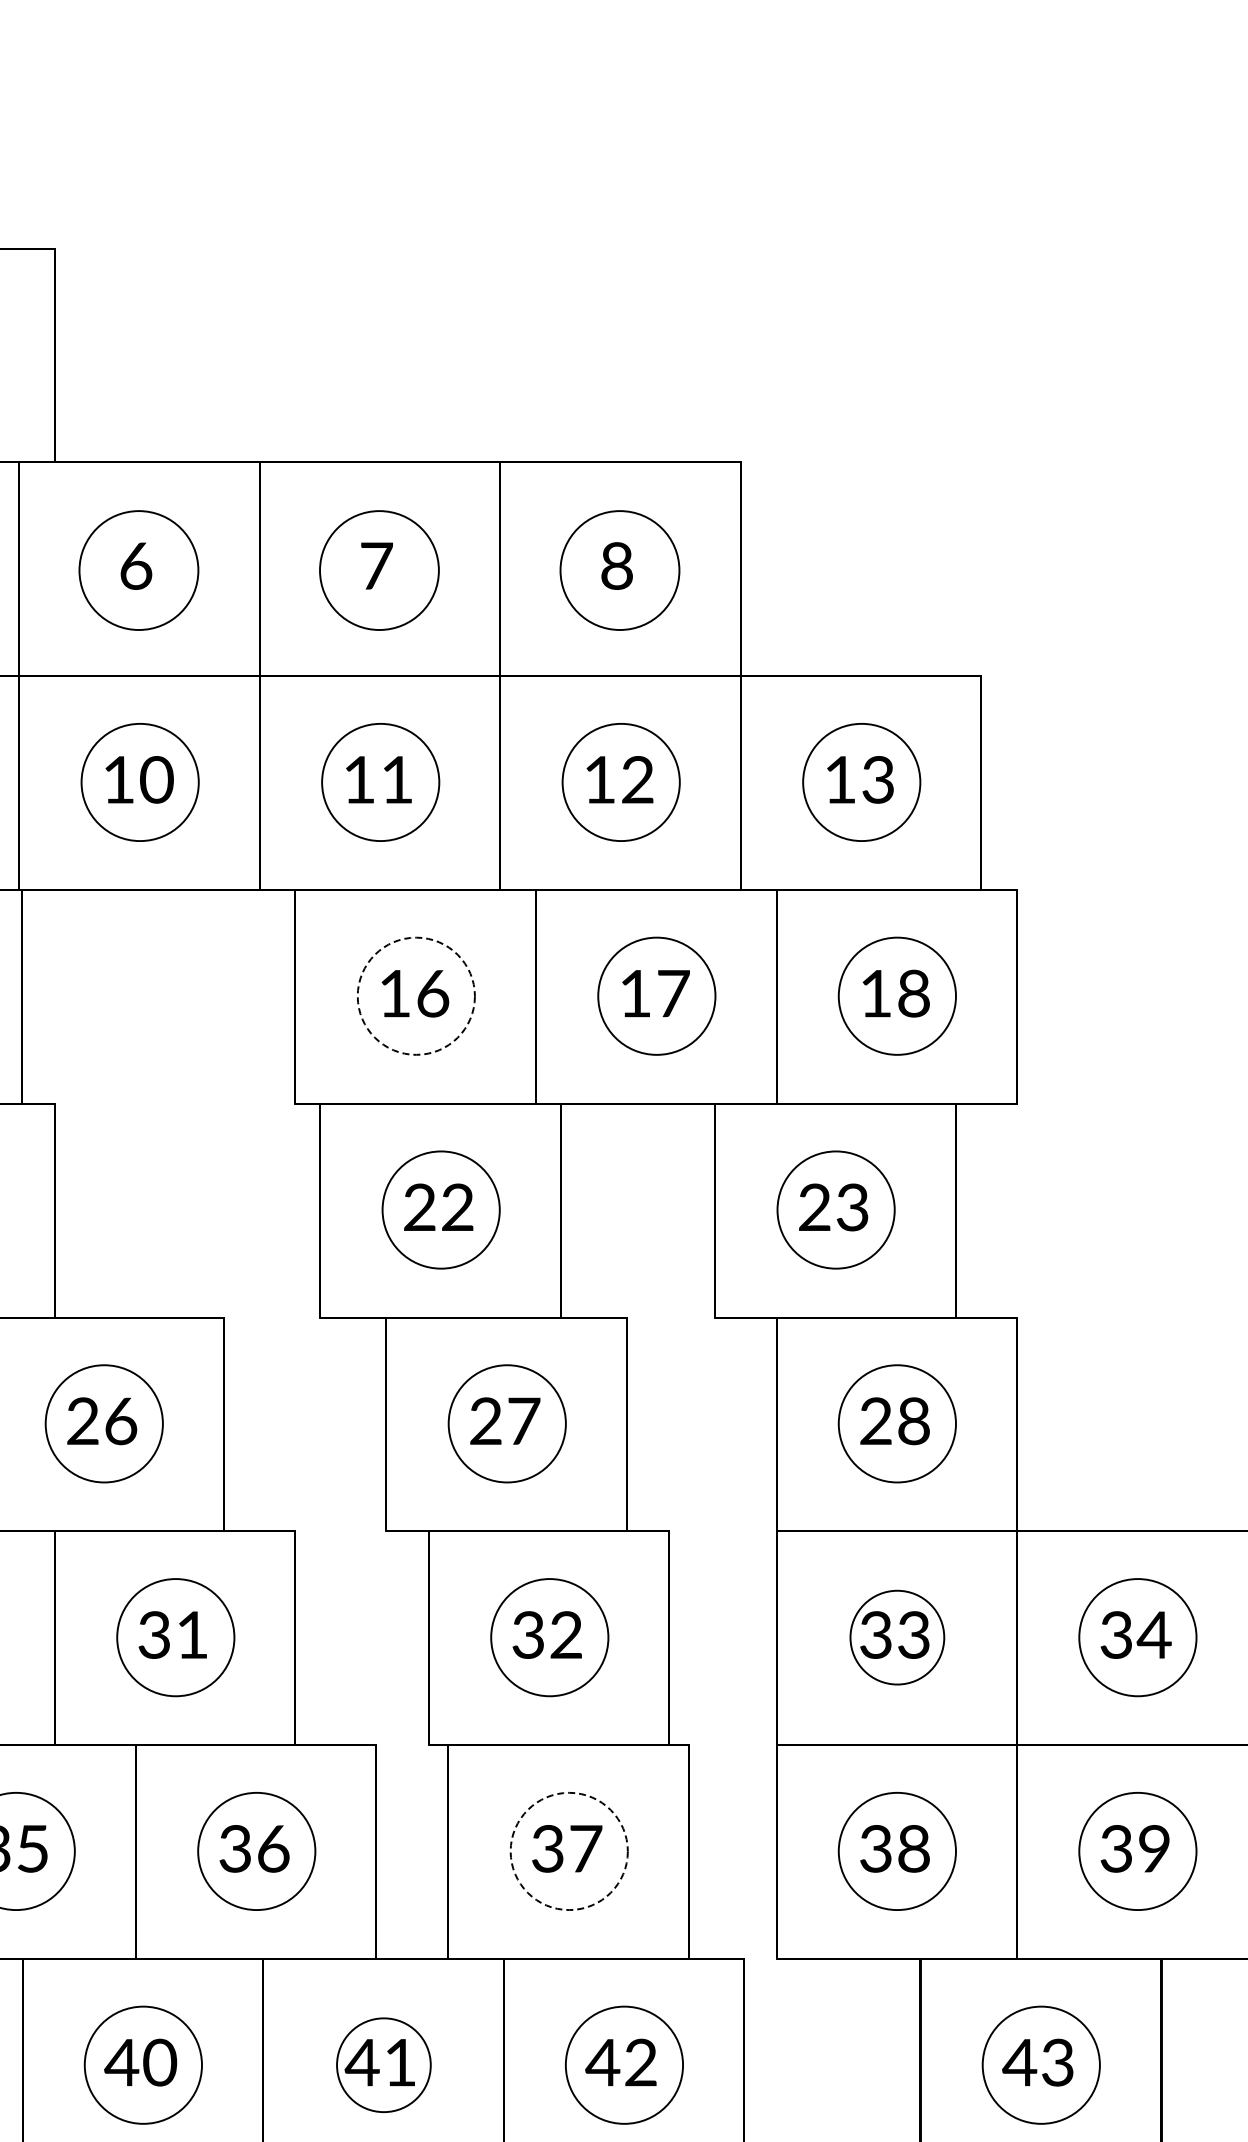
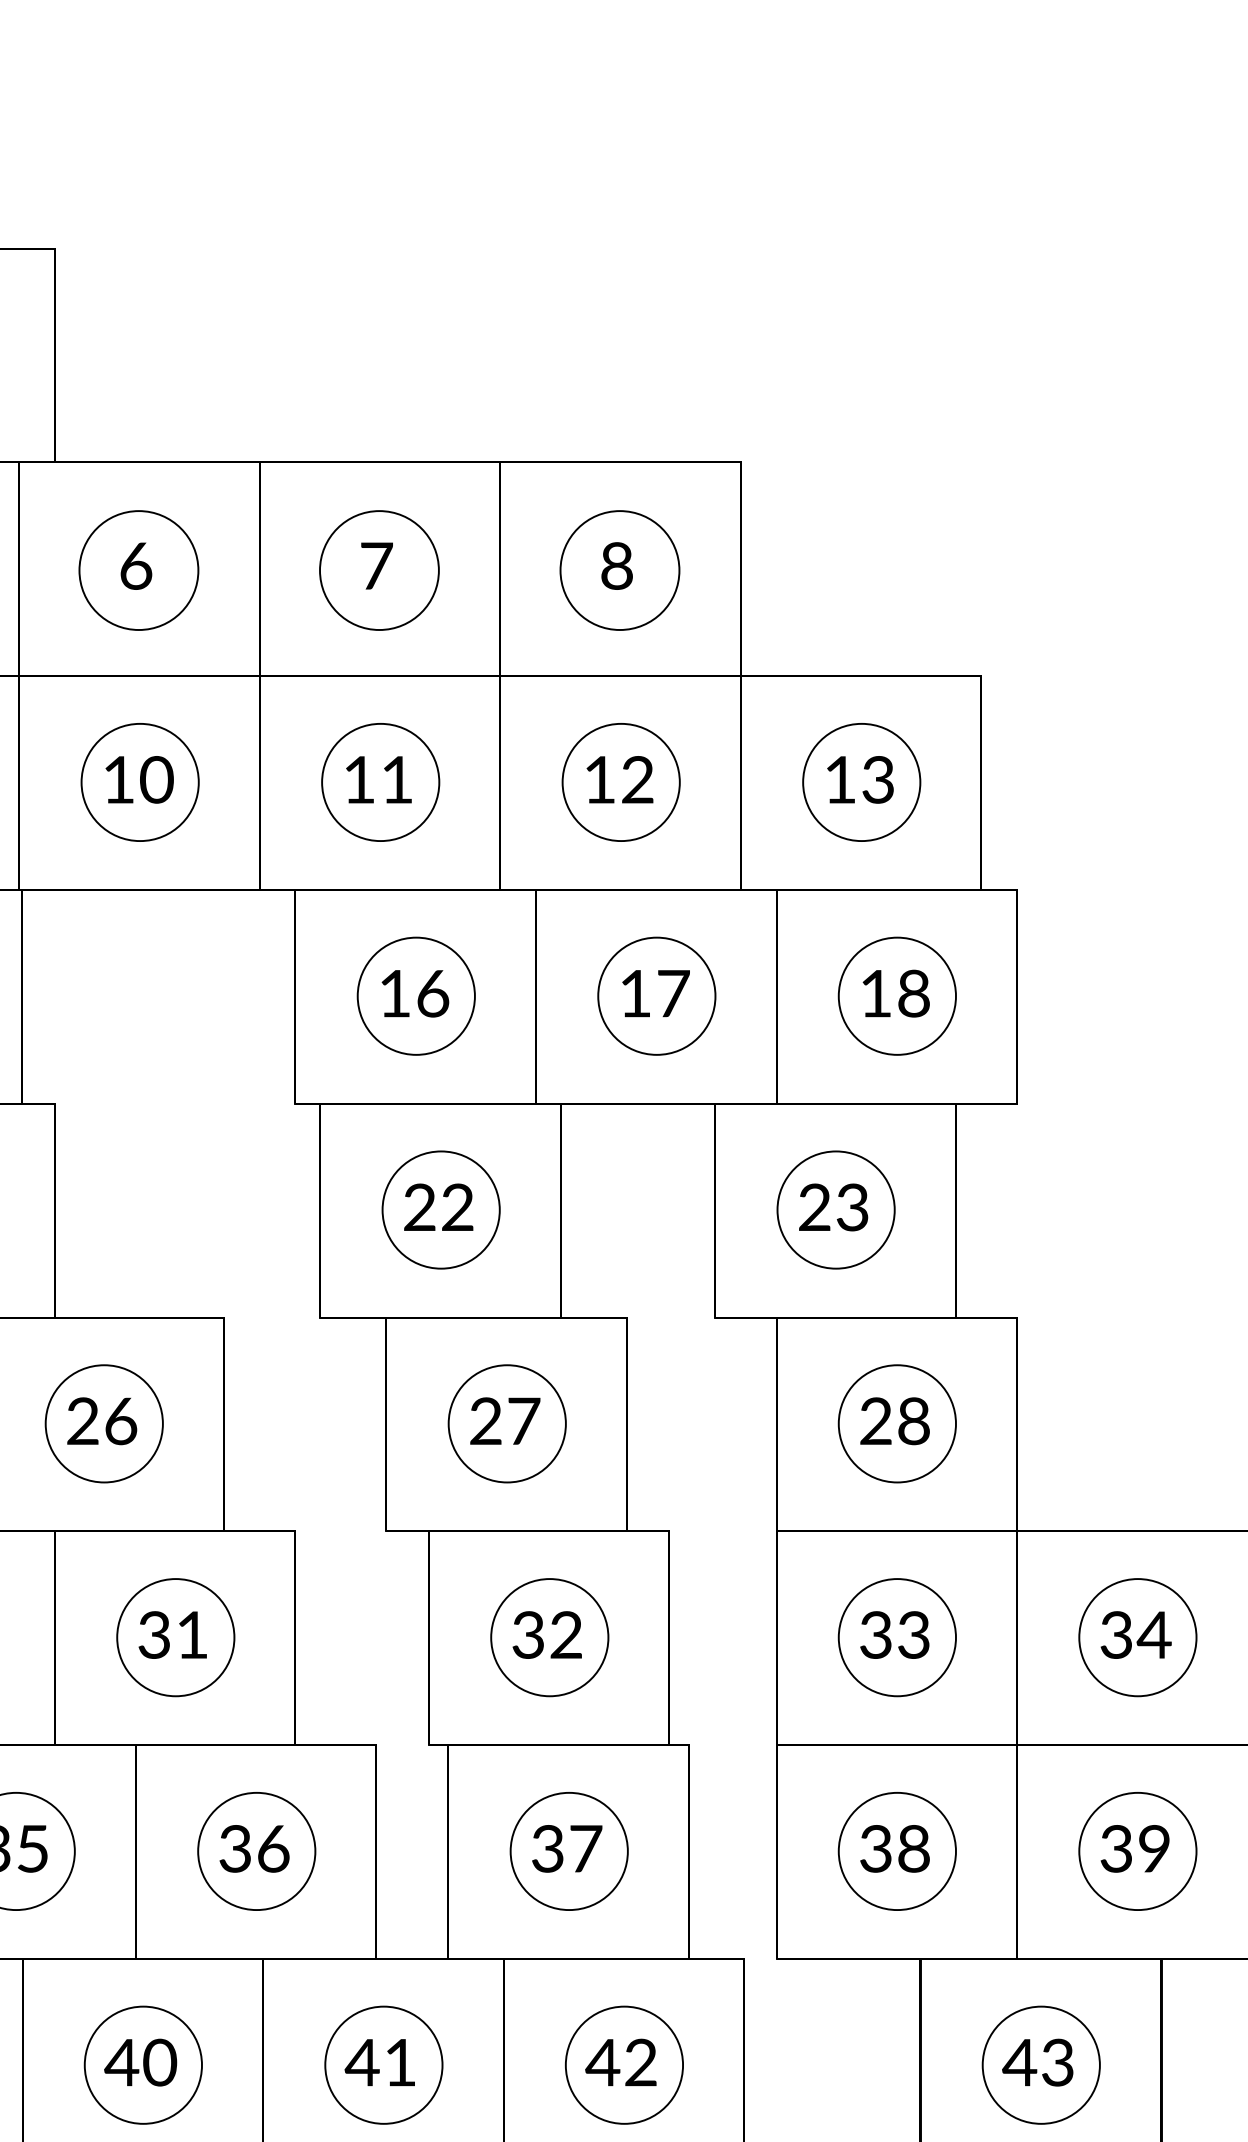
circle: dashed -> solid (415, 995)
circle diameter: 94 px -> 117 px (896, 1637)
circle: dashed -> solid (568, 1851)
circle diameter: 94 px -> 117 px (383, 2064)
